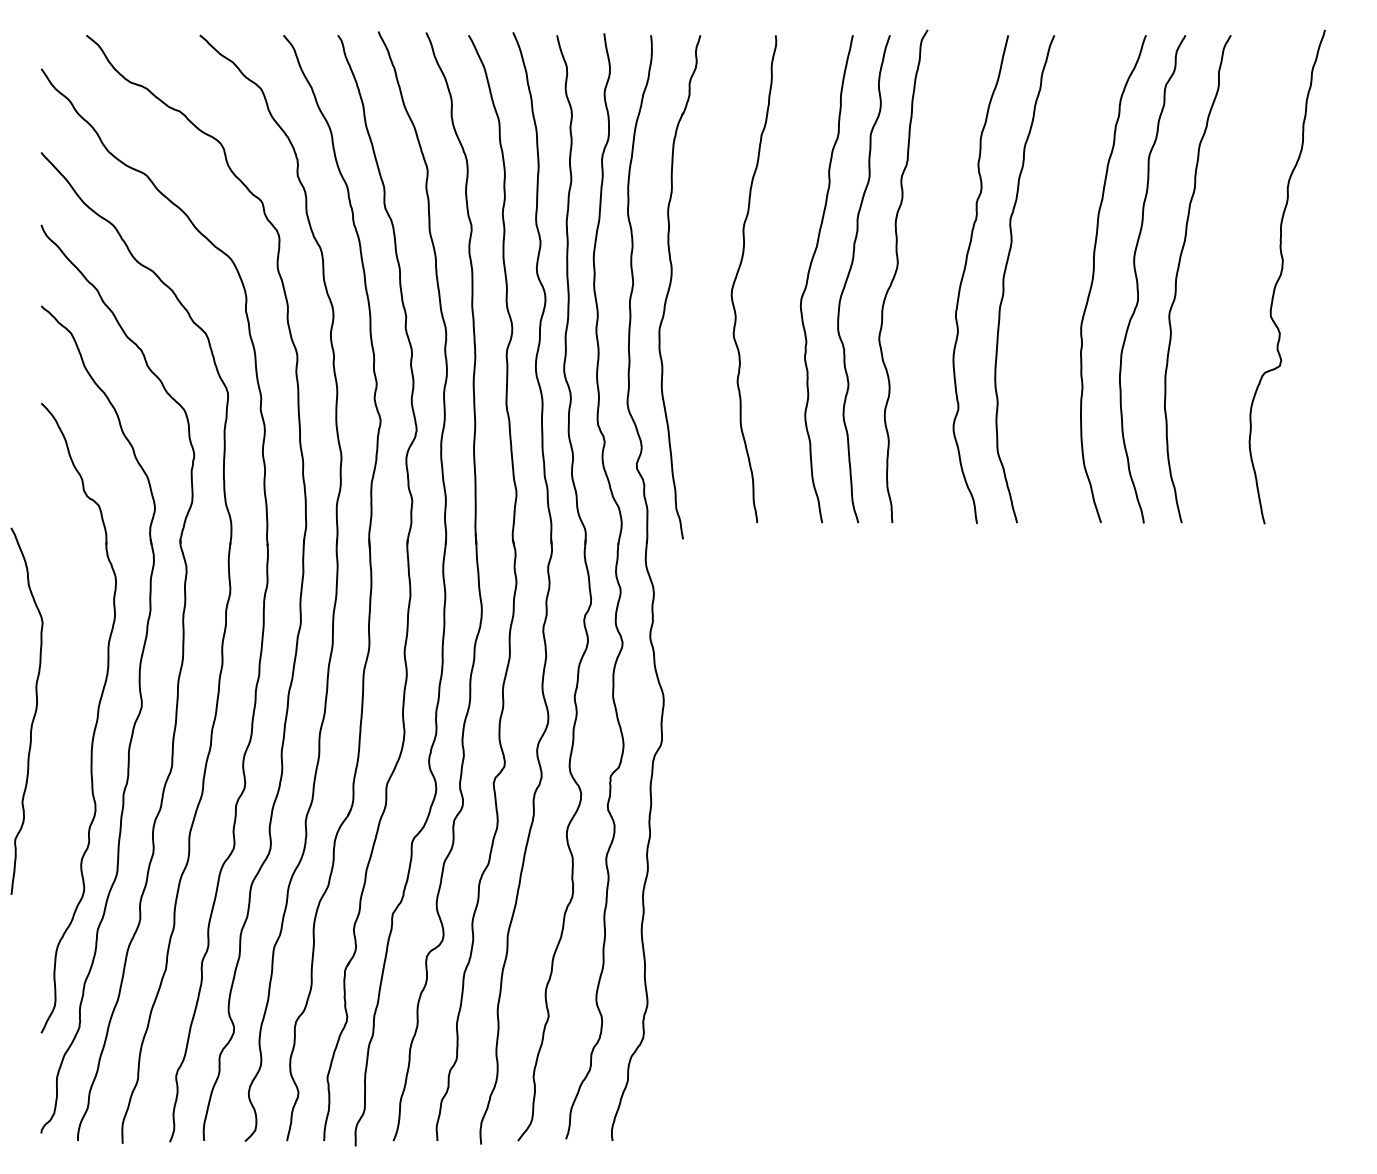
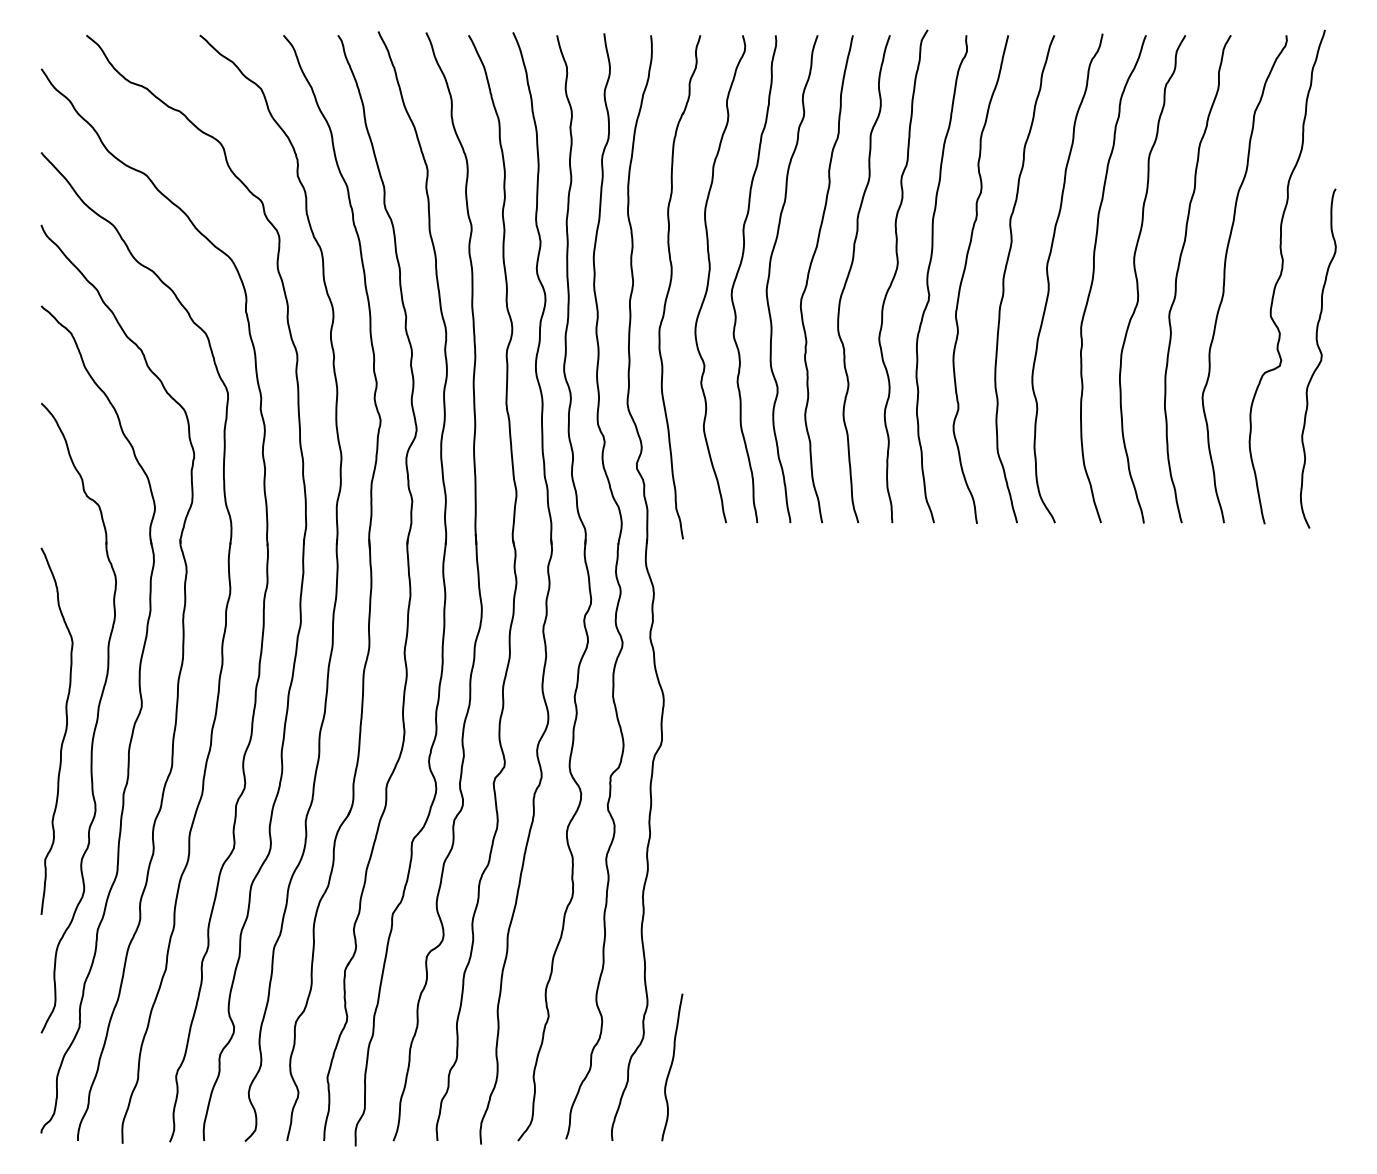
curve: none -> present (770, 274)
curve: none -> present (709, 279)
curve: none -> present (928, 279)
curve: none -> present (1225, 279)
curve: none -> present (1049, 280)
curve: none -> present (1320, 358)
curve position: (34, 712) -> (64, 732) (64, 732)
curve: none -> present (671, 1067)
